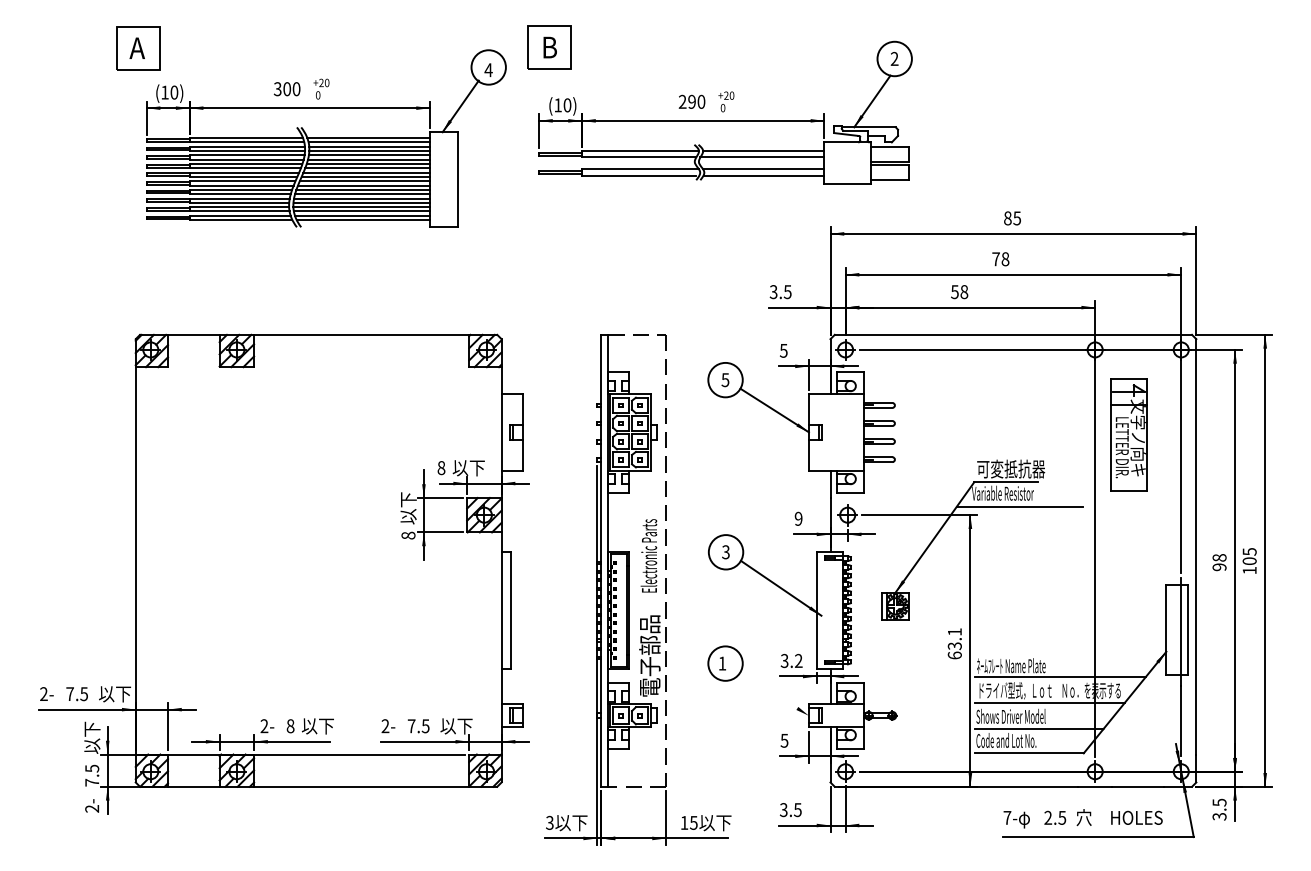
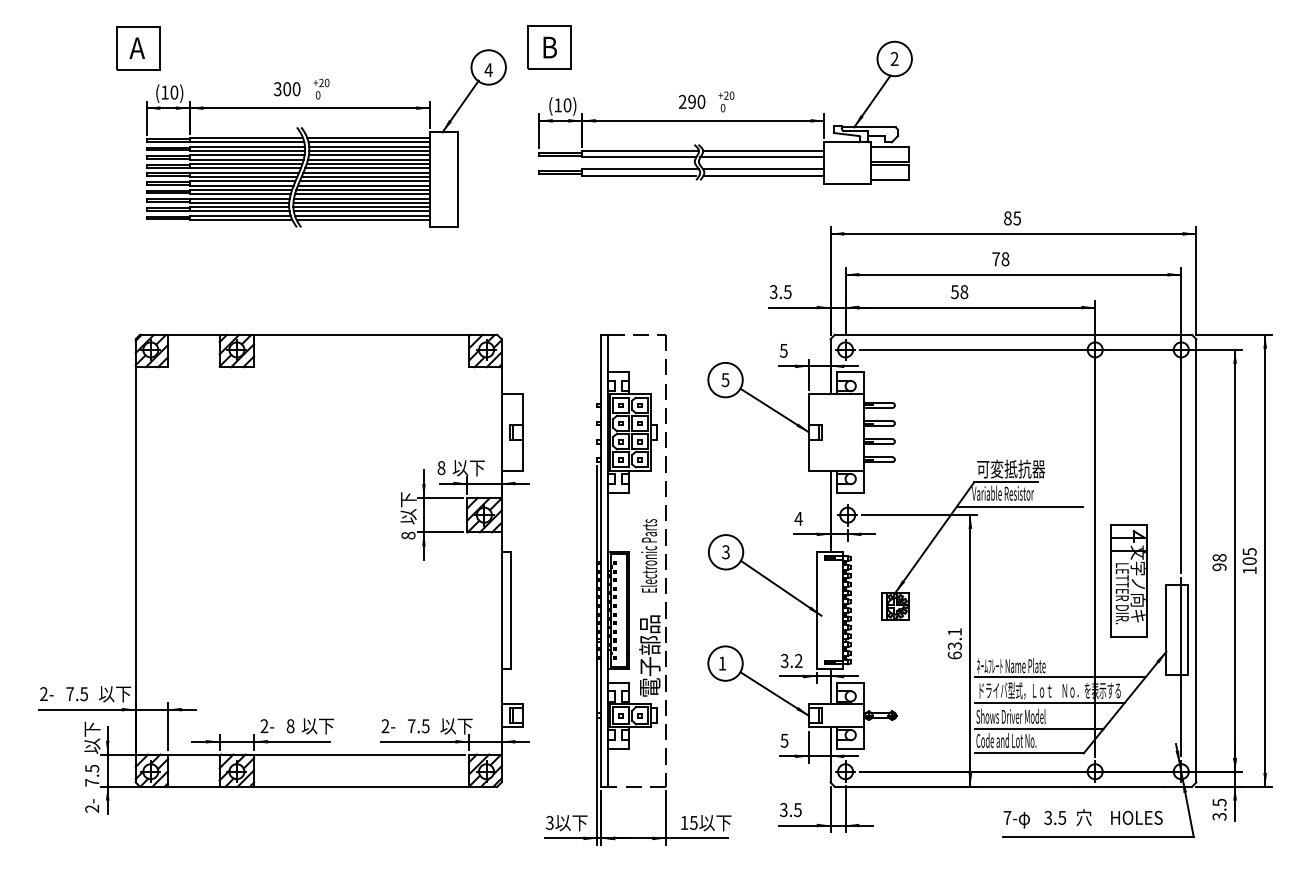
part position: (1128, 434) -> (1128, 580) (1128, 580)
text: 9 -> 4 (798, 518)
line: none -> present (774, 693)
text: 2.5 -> 3.5 (1048, 817)
